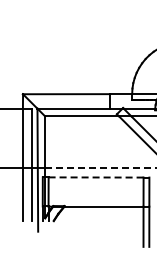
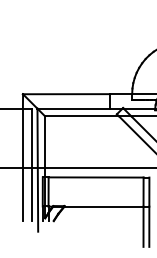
line: dashed -> solid (100, 167)
line: dashed -> solid (95, 177)
